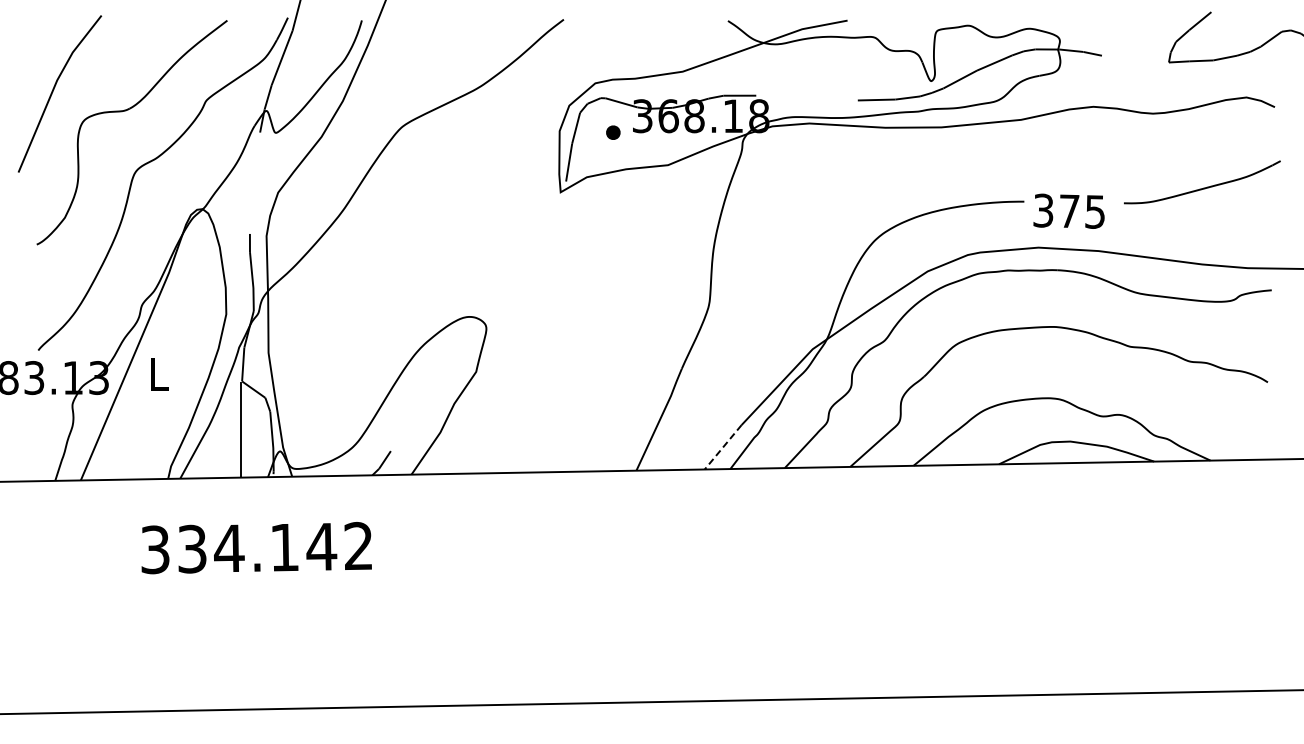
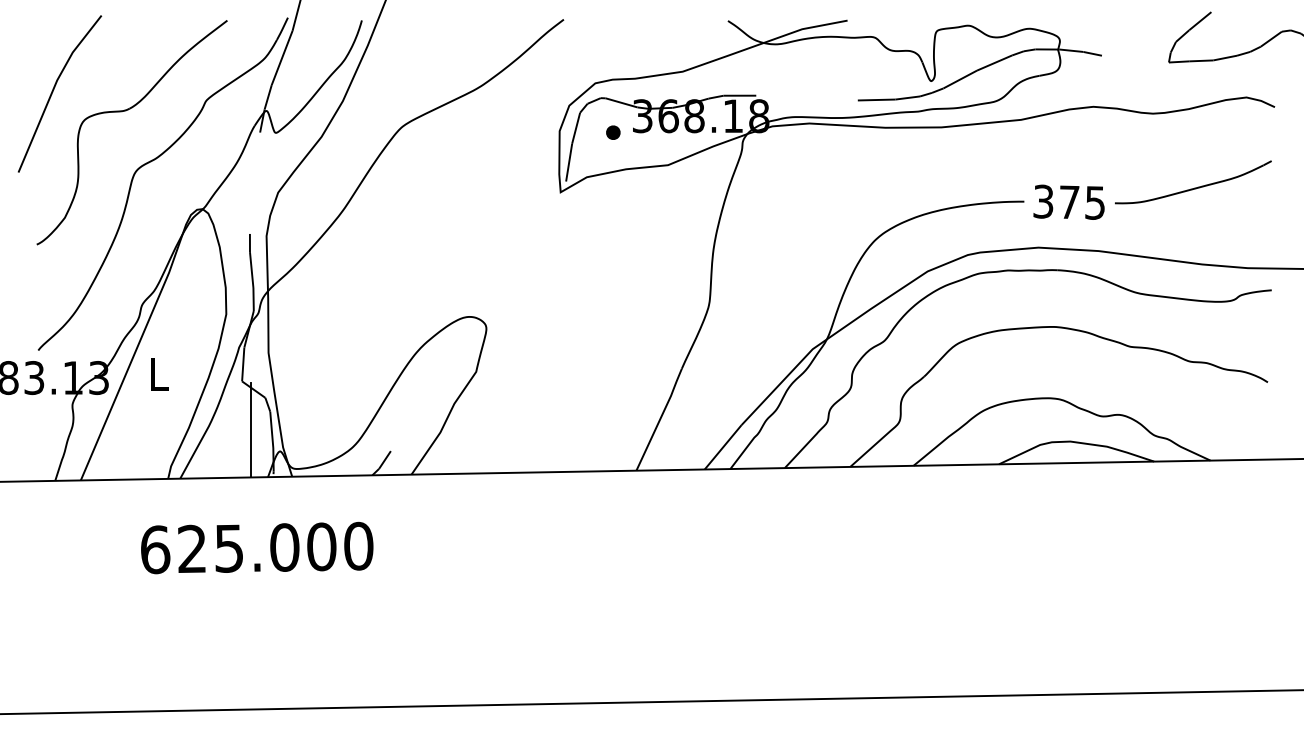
part position: (1202, 182) -> (1193, 182) (1193, 182)
text position: (1068, 210) -> (1068, 201) (1068, 201)
line position: (241, 430) -> (251, 430) (251, 430)
line: dashed -> solid (723, 447)
text: 334.142 -> 625.000 (257, 547)
